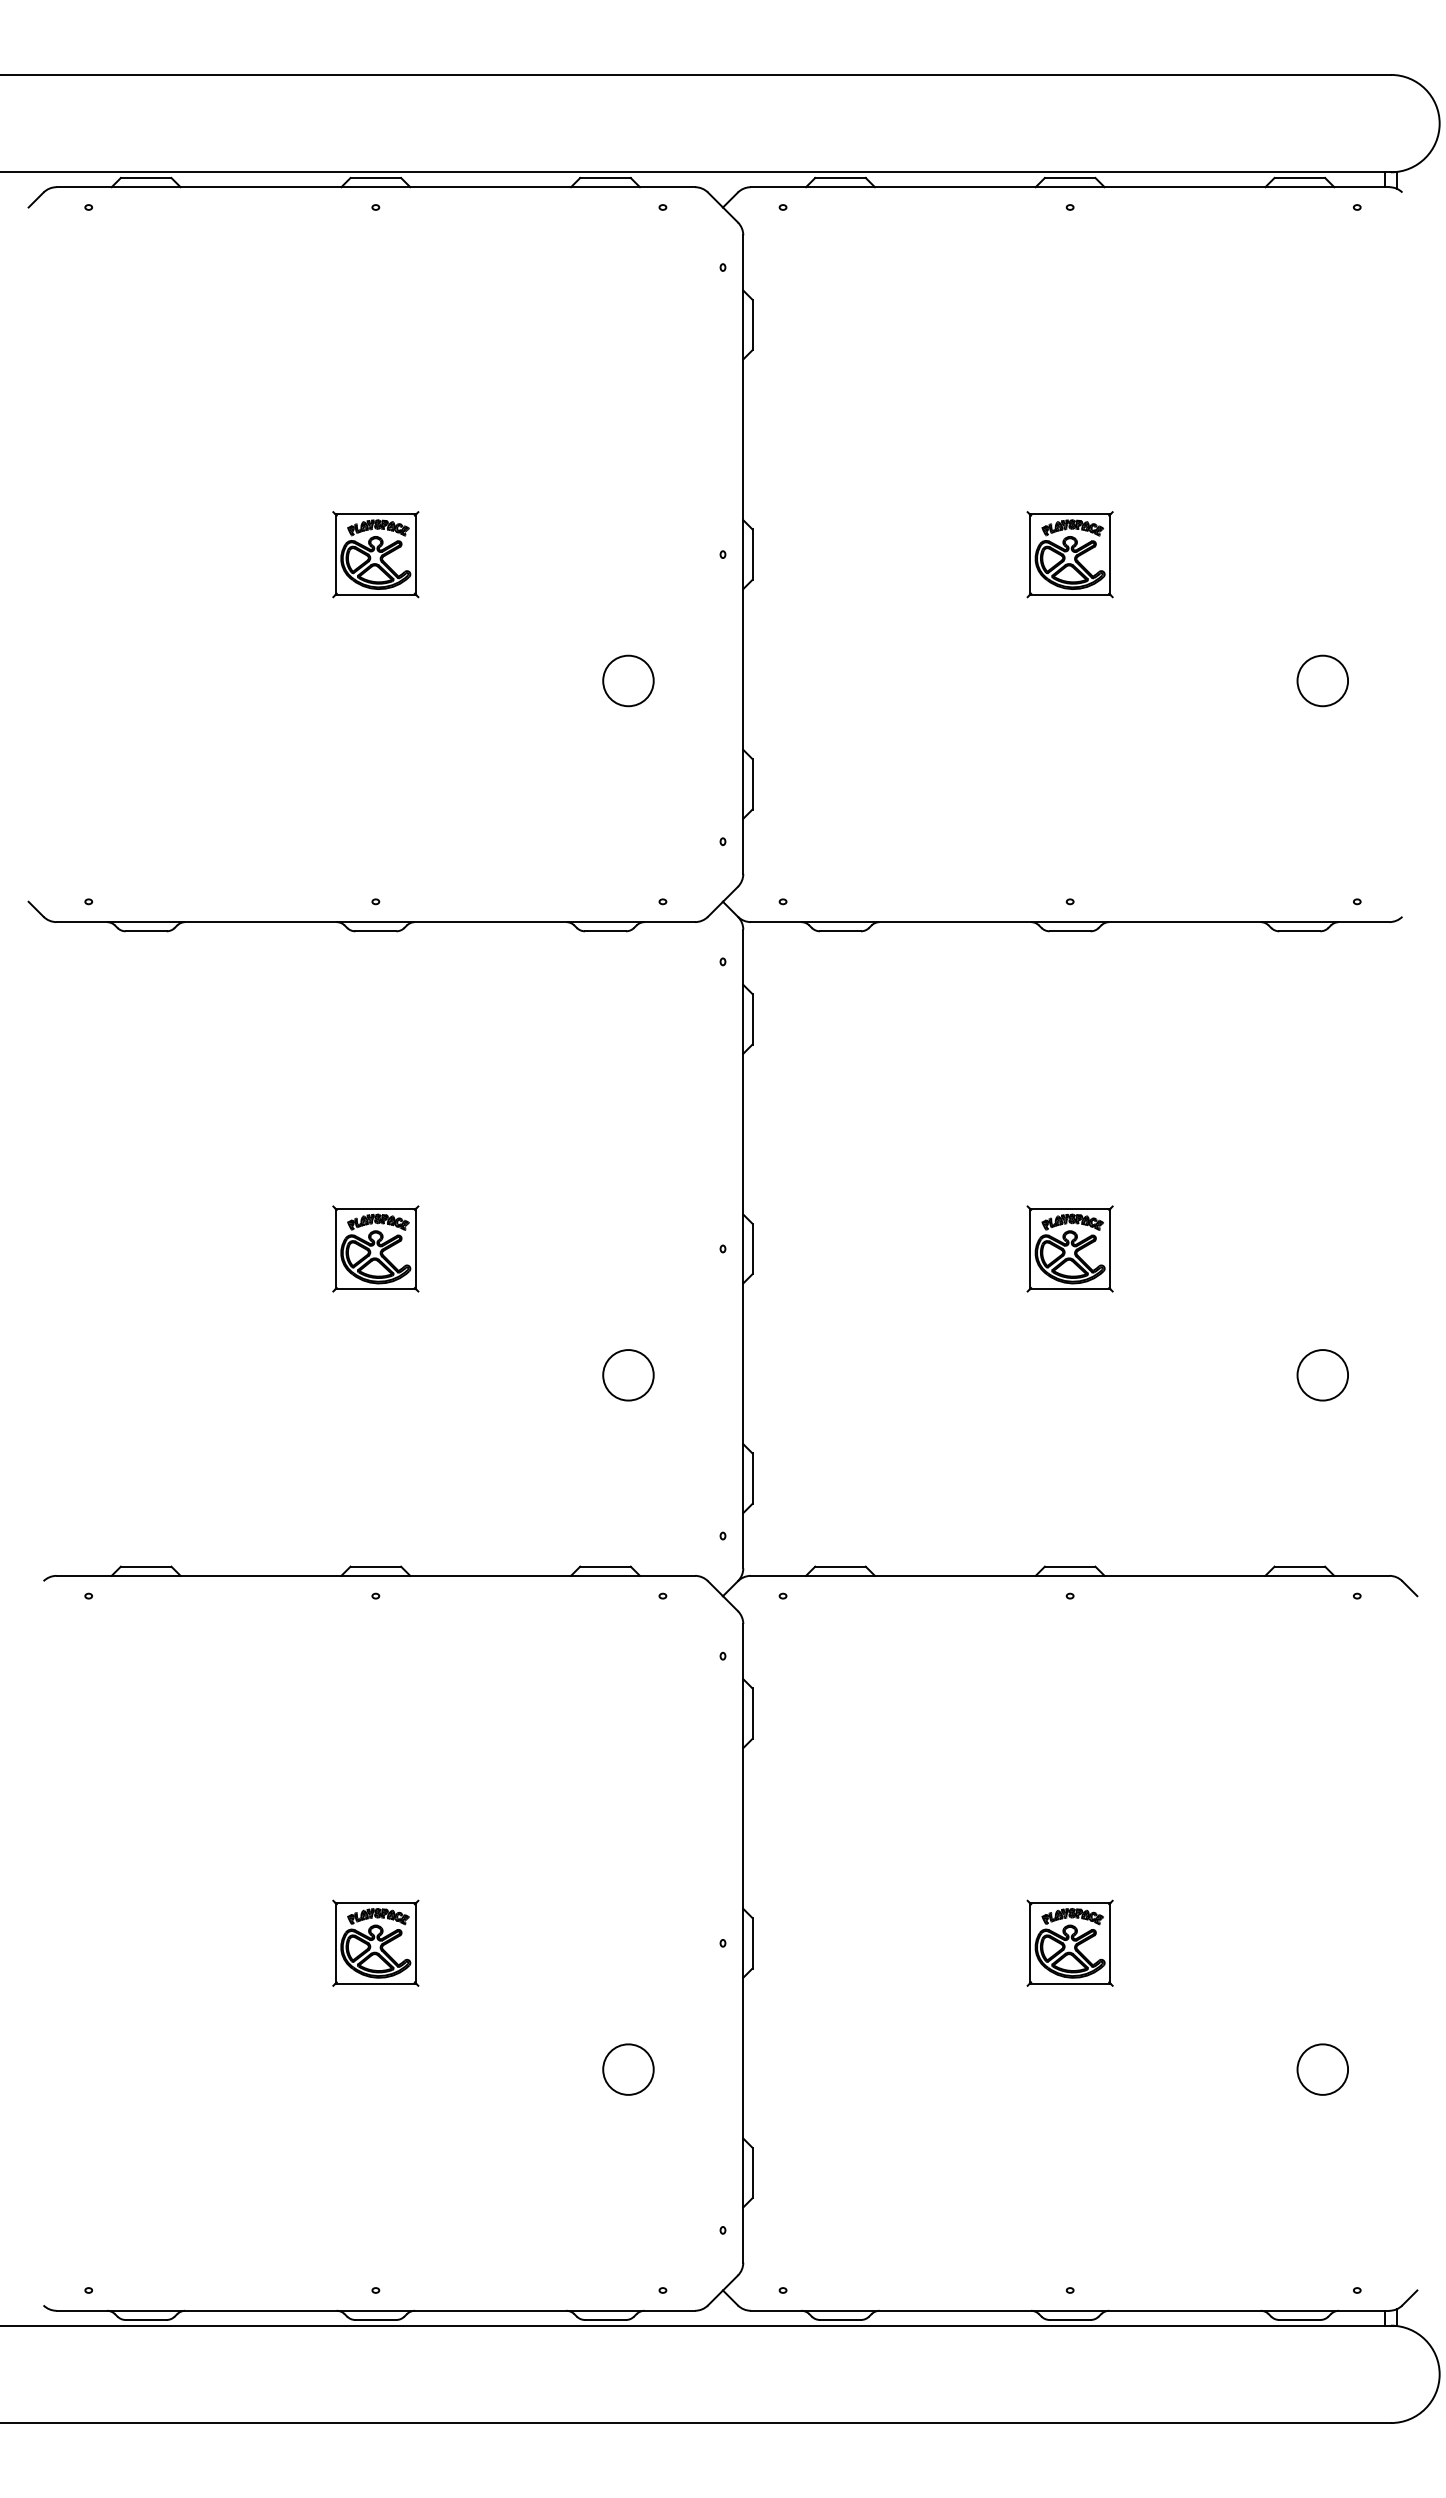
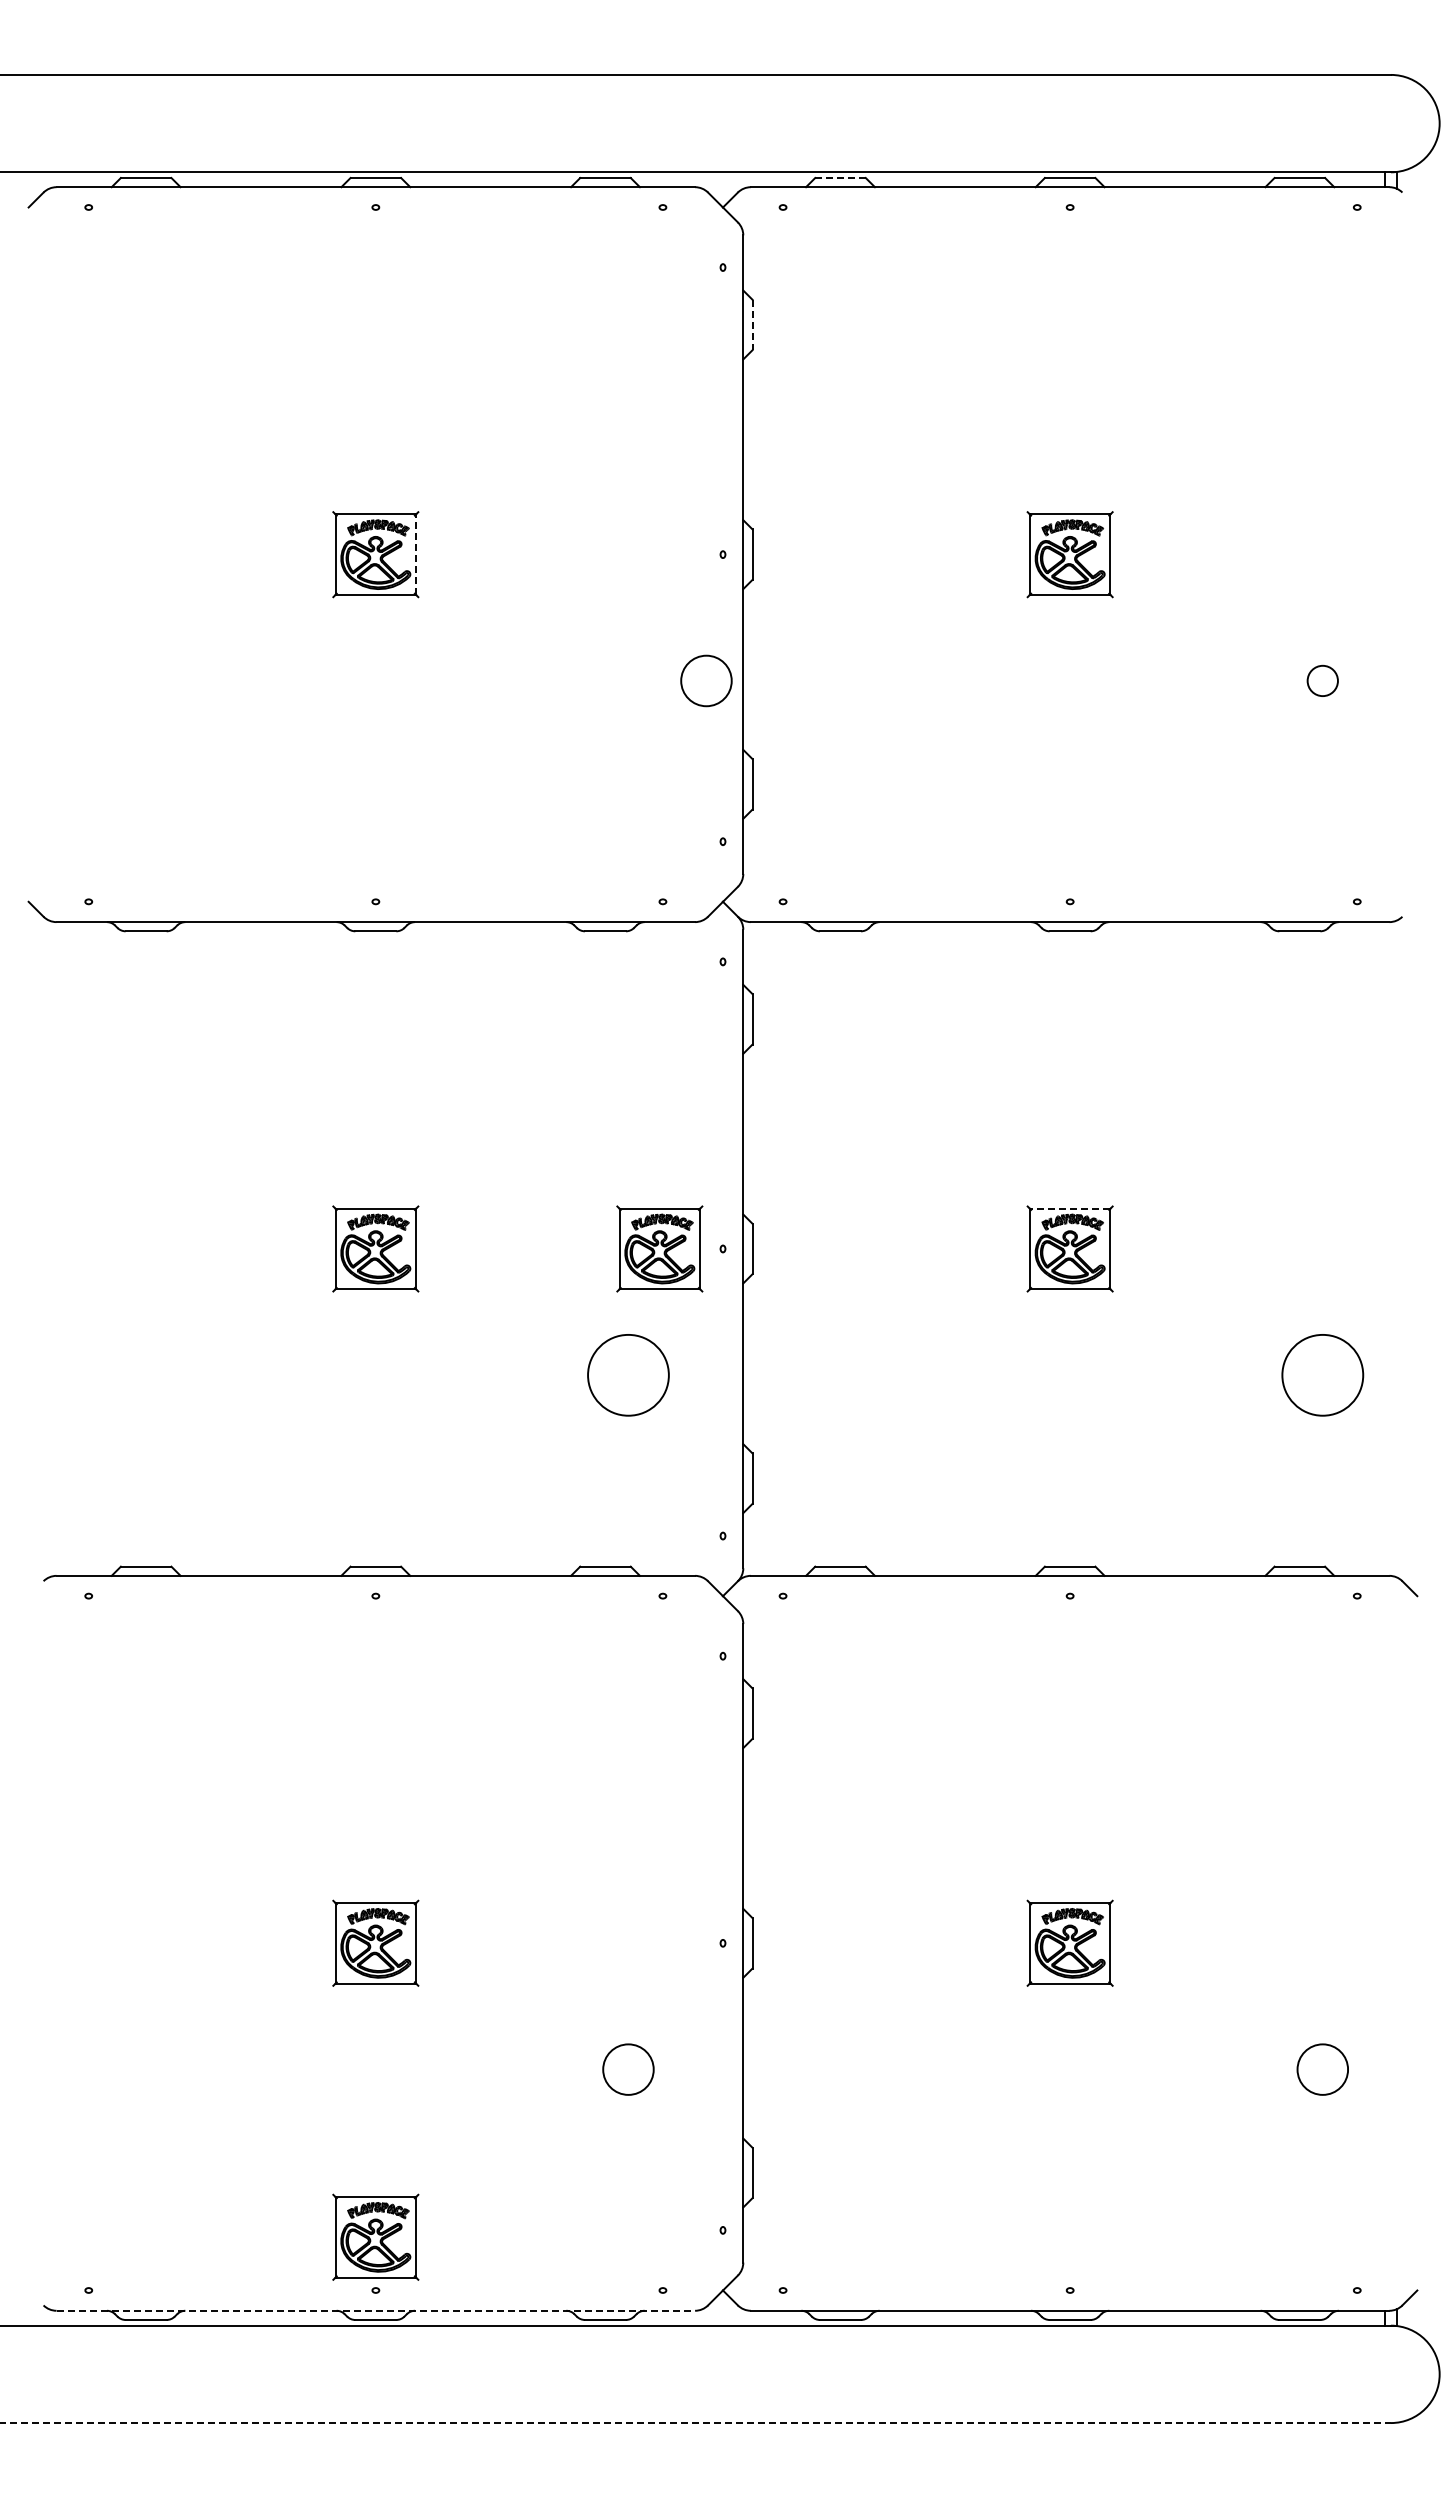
line: solid -> dashed (841, 178)
line: solid -> dashed (752, 325)
line: solid -> dashed (416, 554)
circle position: (628, 680) -> (706, 680) (706, 680)
circle diameter: 51 px -> 30 px (1322, 680)
line: solid -> dashed (1069, 1208)
part: none -> present (659, 1248)
circle diameter: 51 px -> 81 px (628, 1374)
circle diameter: 51 px -> 81 px (1322, 1374)
part: none -> present (375, 2236)
line: solid -> dashed (376, 2310)
line: solid -> dashed (696, 2423)
